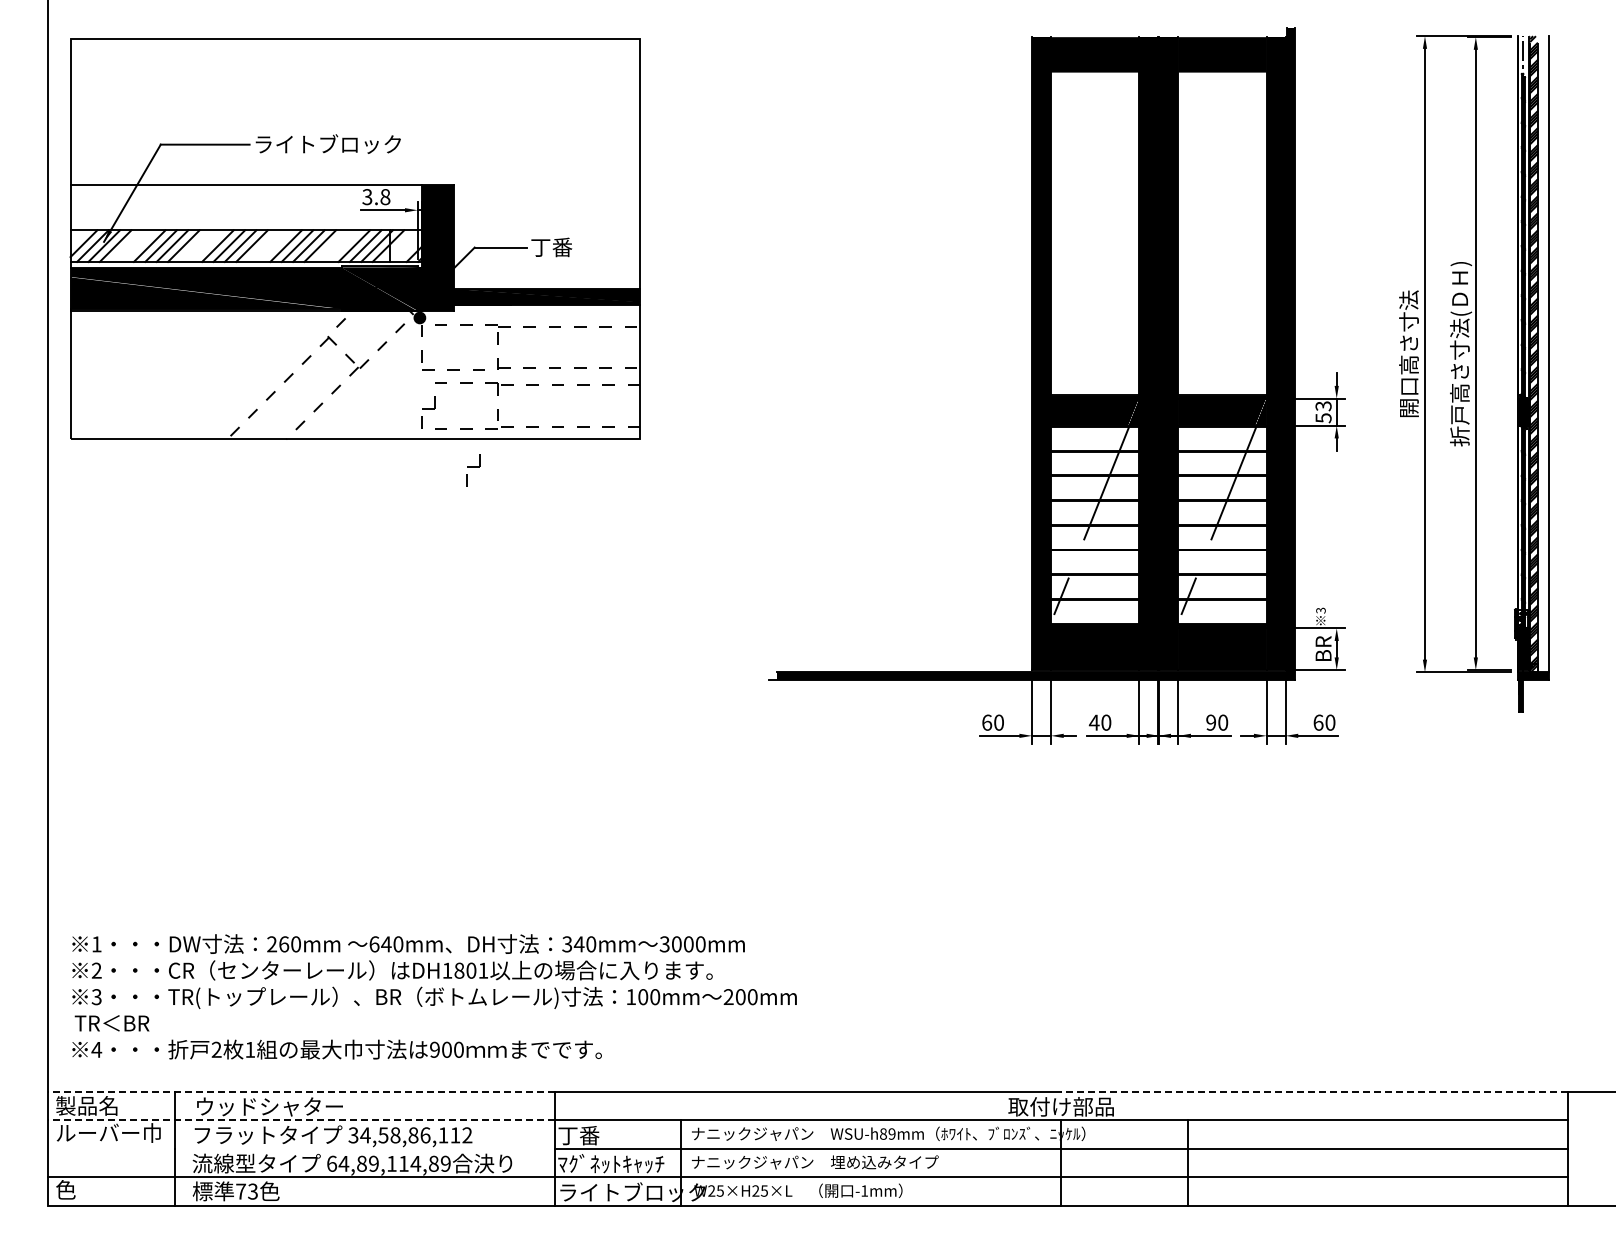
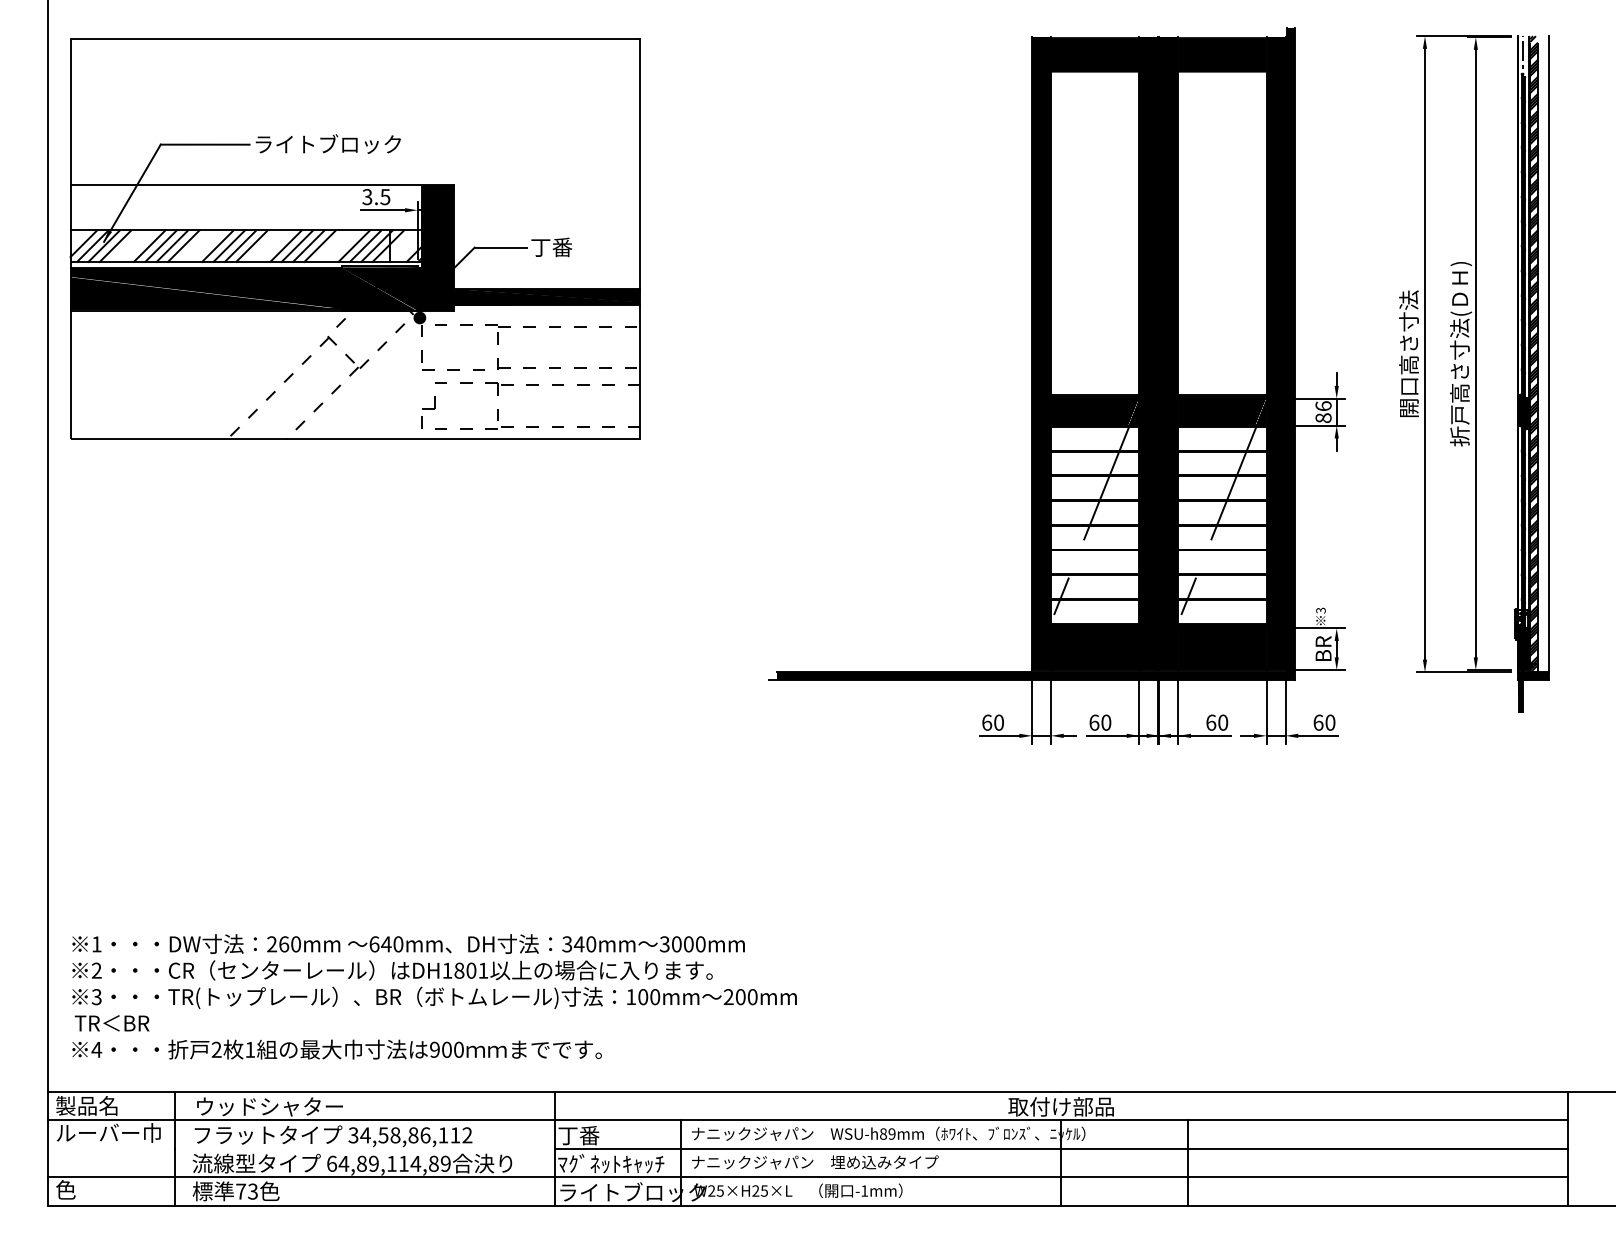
text: 3.8 -> 3.5 (385, 197)
text: 53 -> 86 (1323, 412)
part: present -> none (473, 470)
text: 40 -> 60 (1093, 722)
text: 90 -> 60 (1211, 722)
line: dashed -> solid (301, 1091)
line: dashed -> solid (1313, 1091)
line: dashed -> solid (301, 1120)
